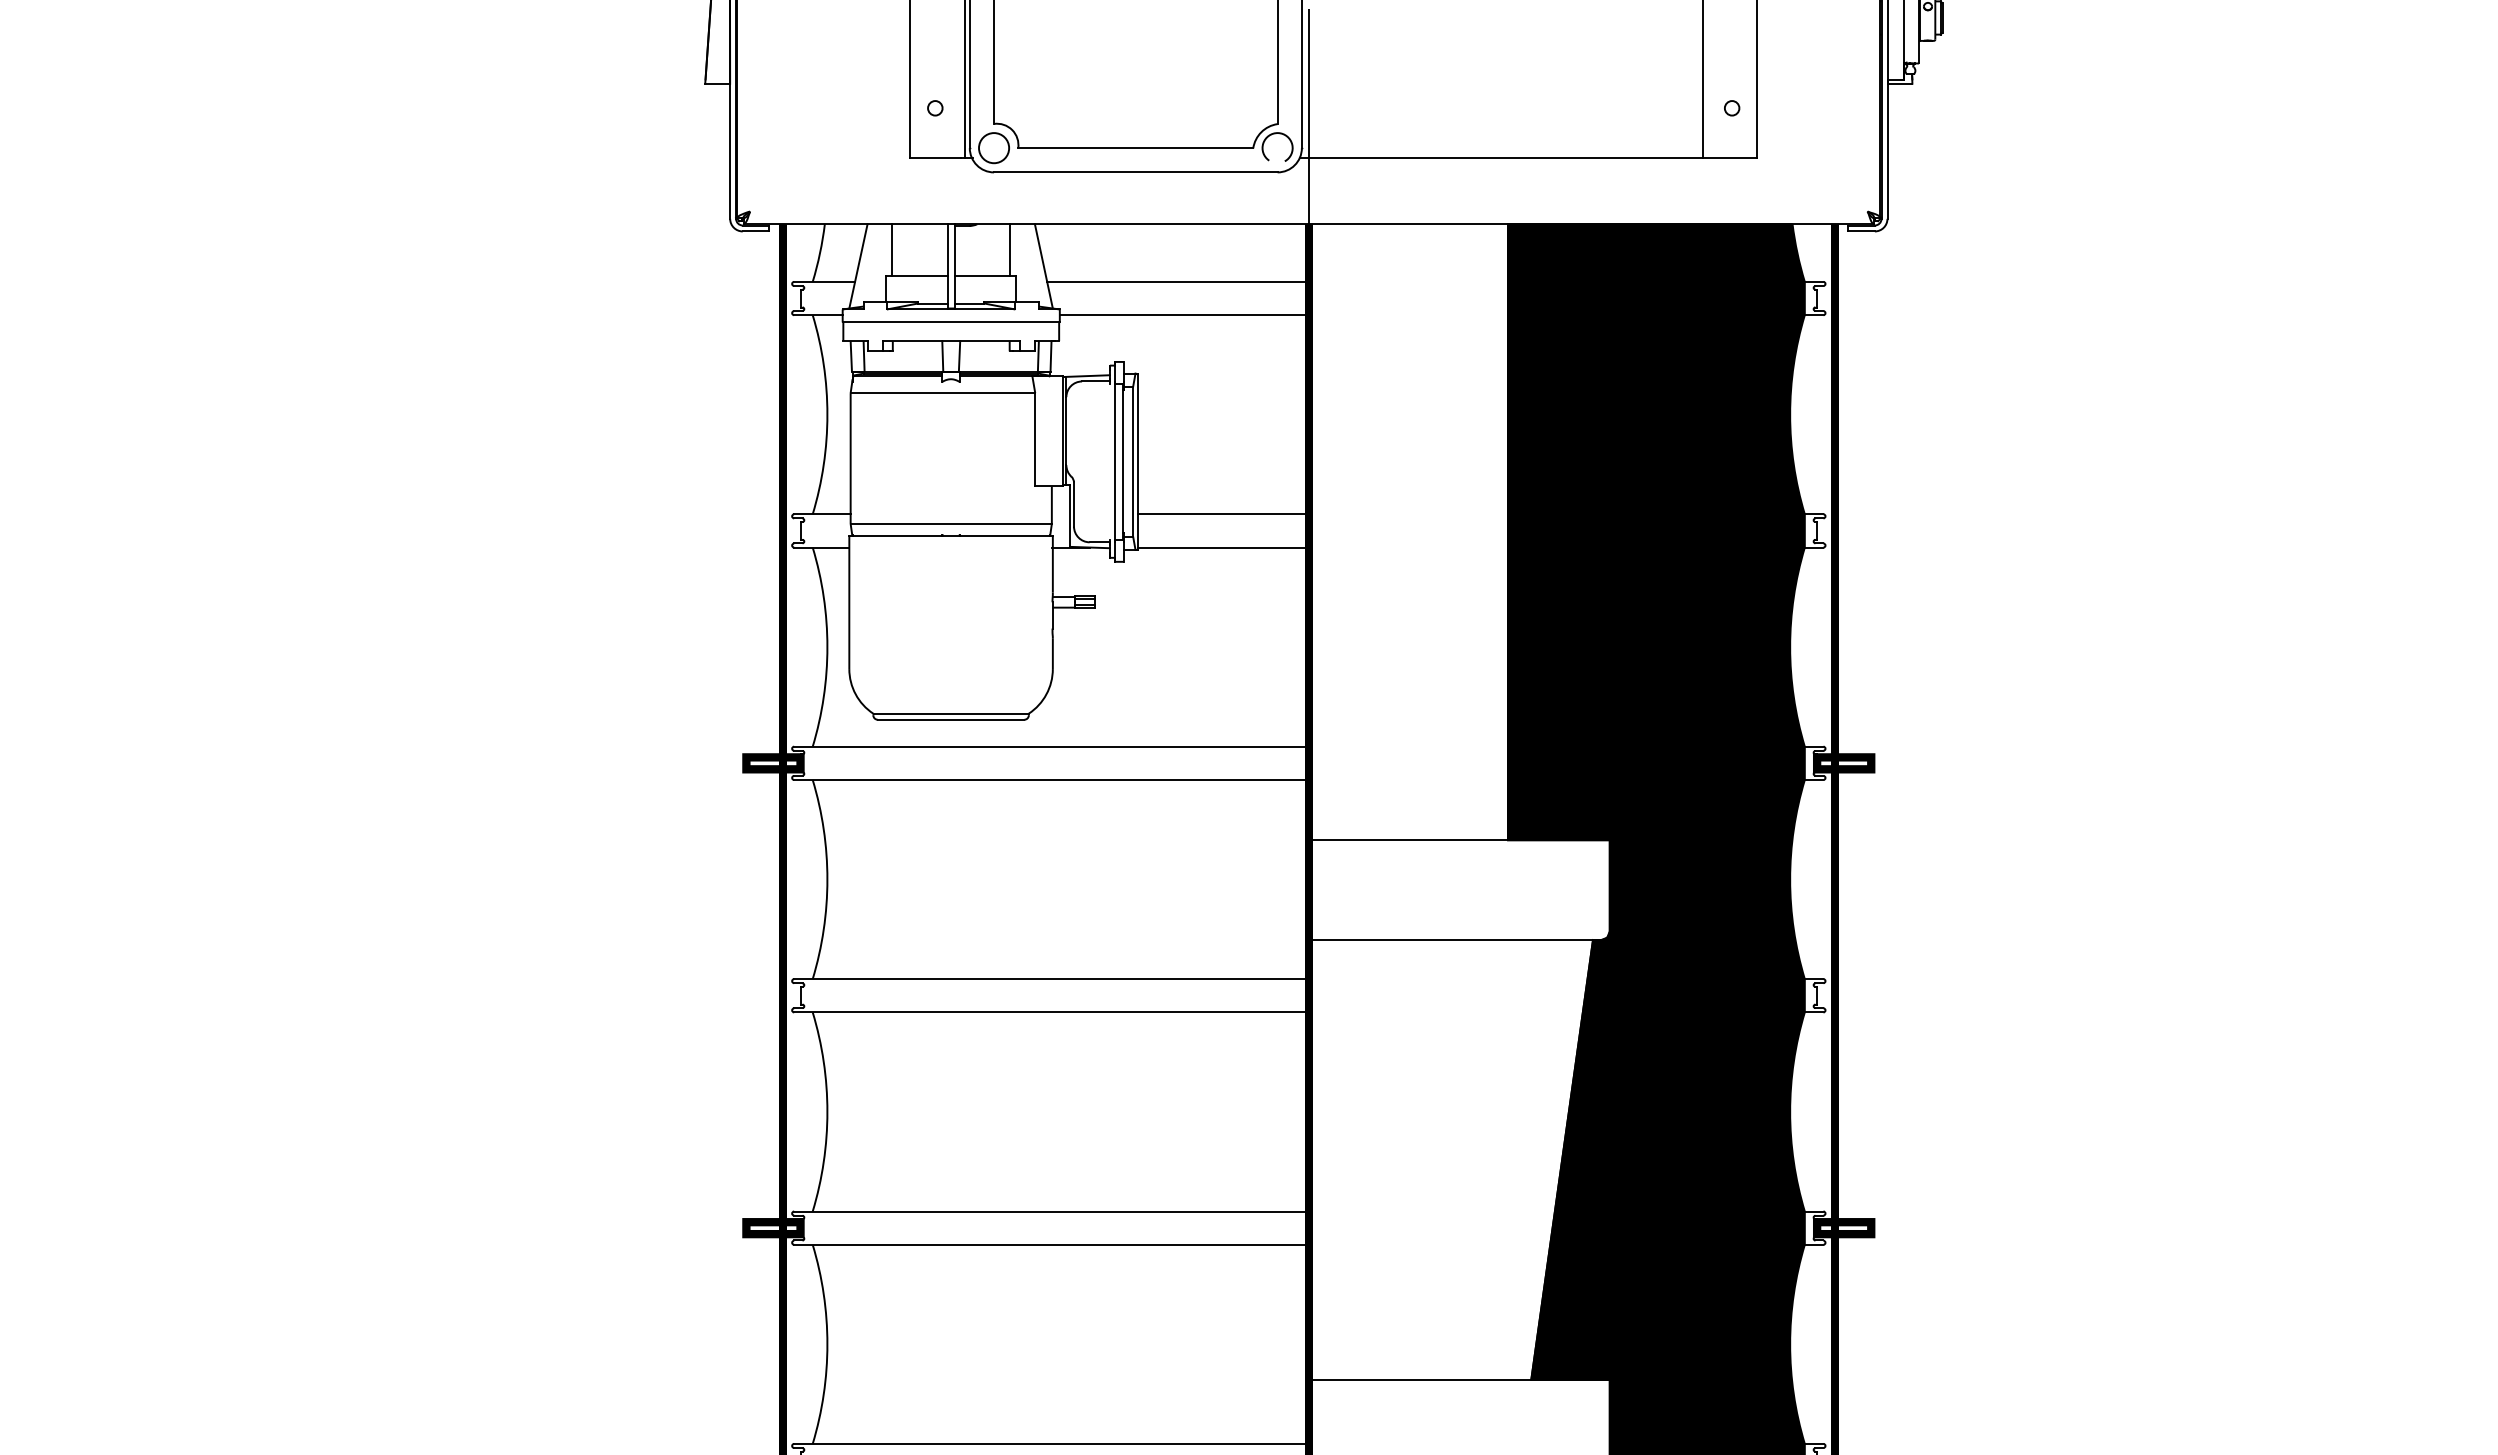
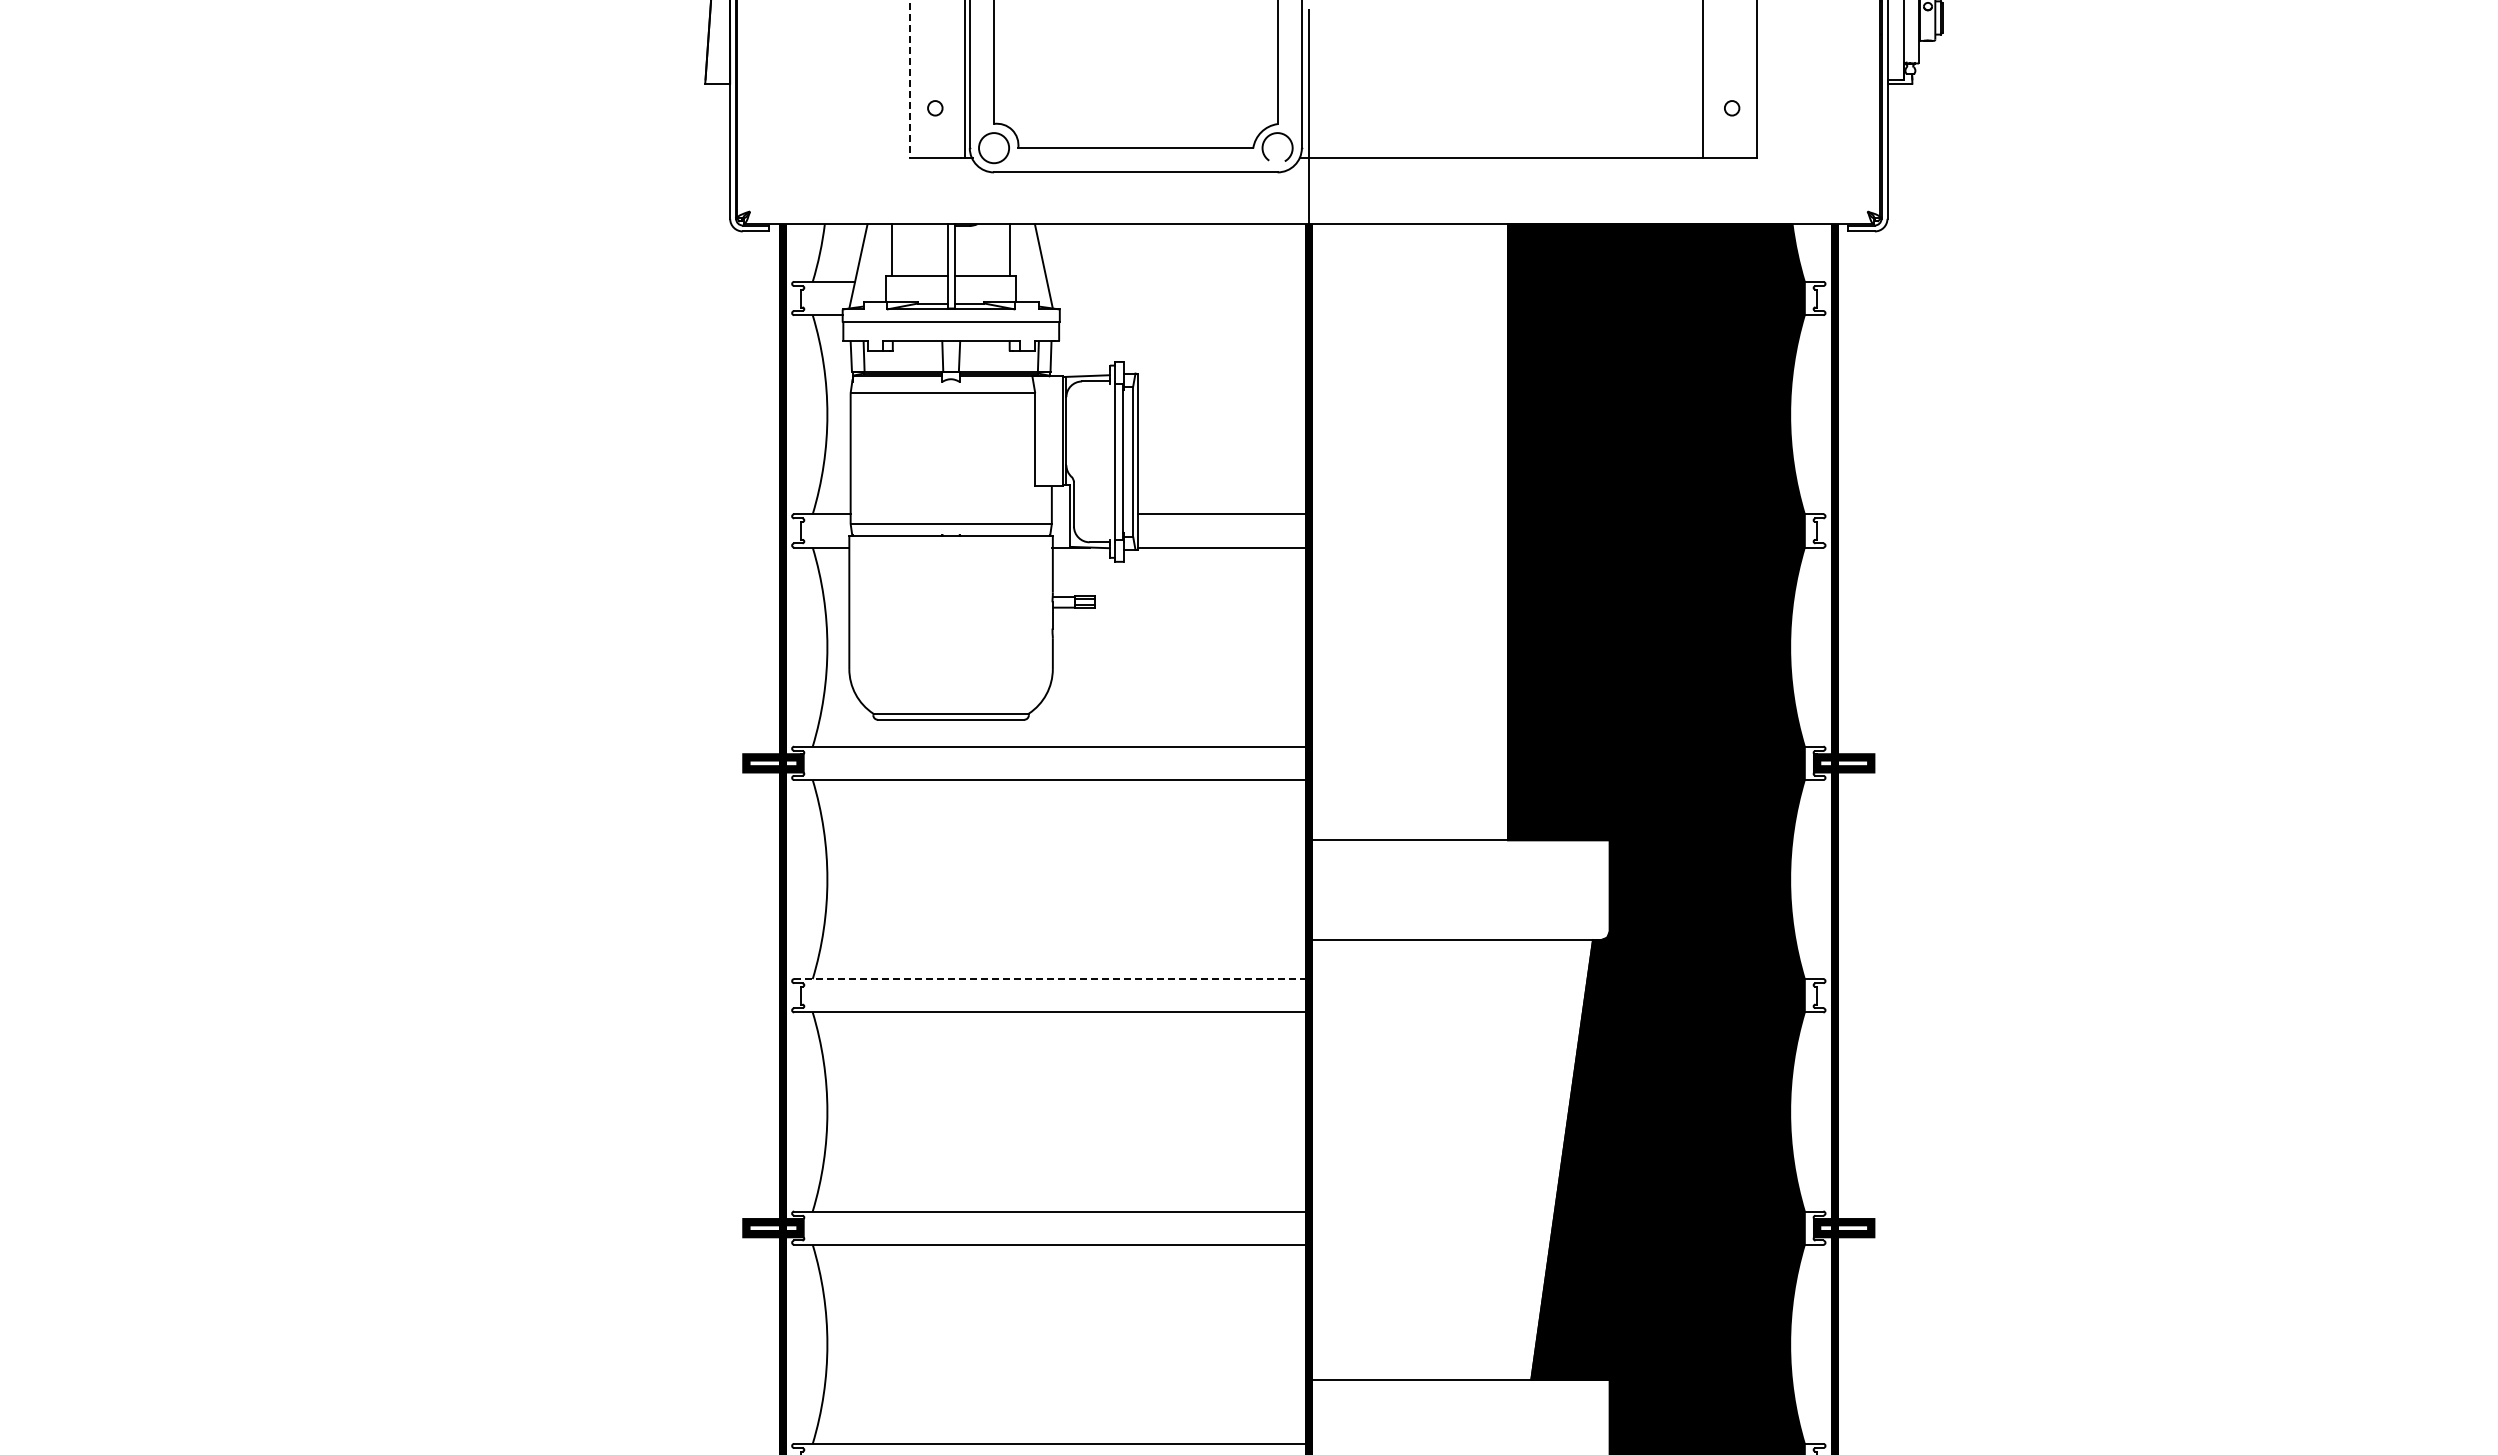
line: solid -> dashed (910, 79)
line: present -> none (1177, 281)
line: present -> none (1183, 315)
line: solid -> dashed (1052, 979)
